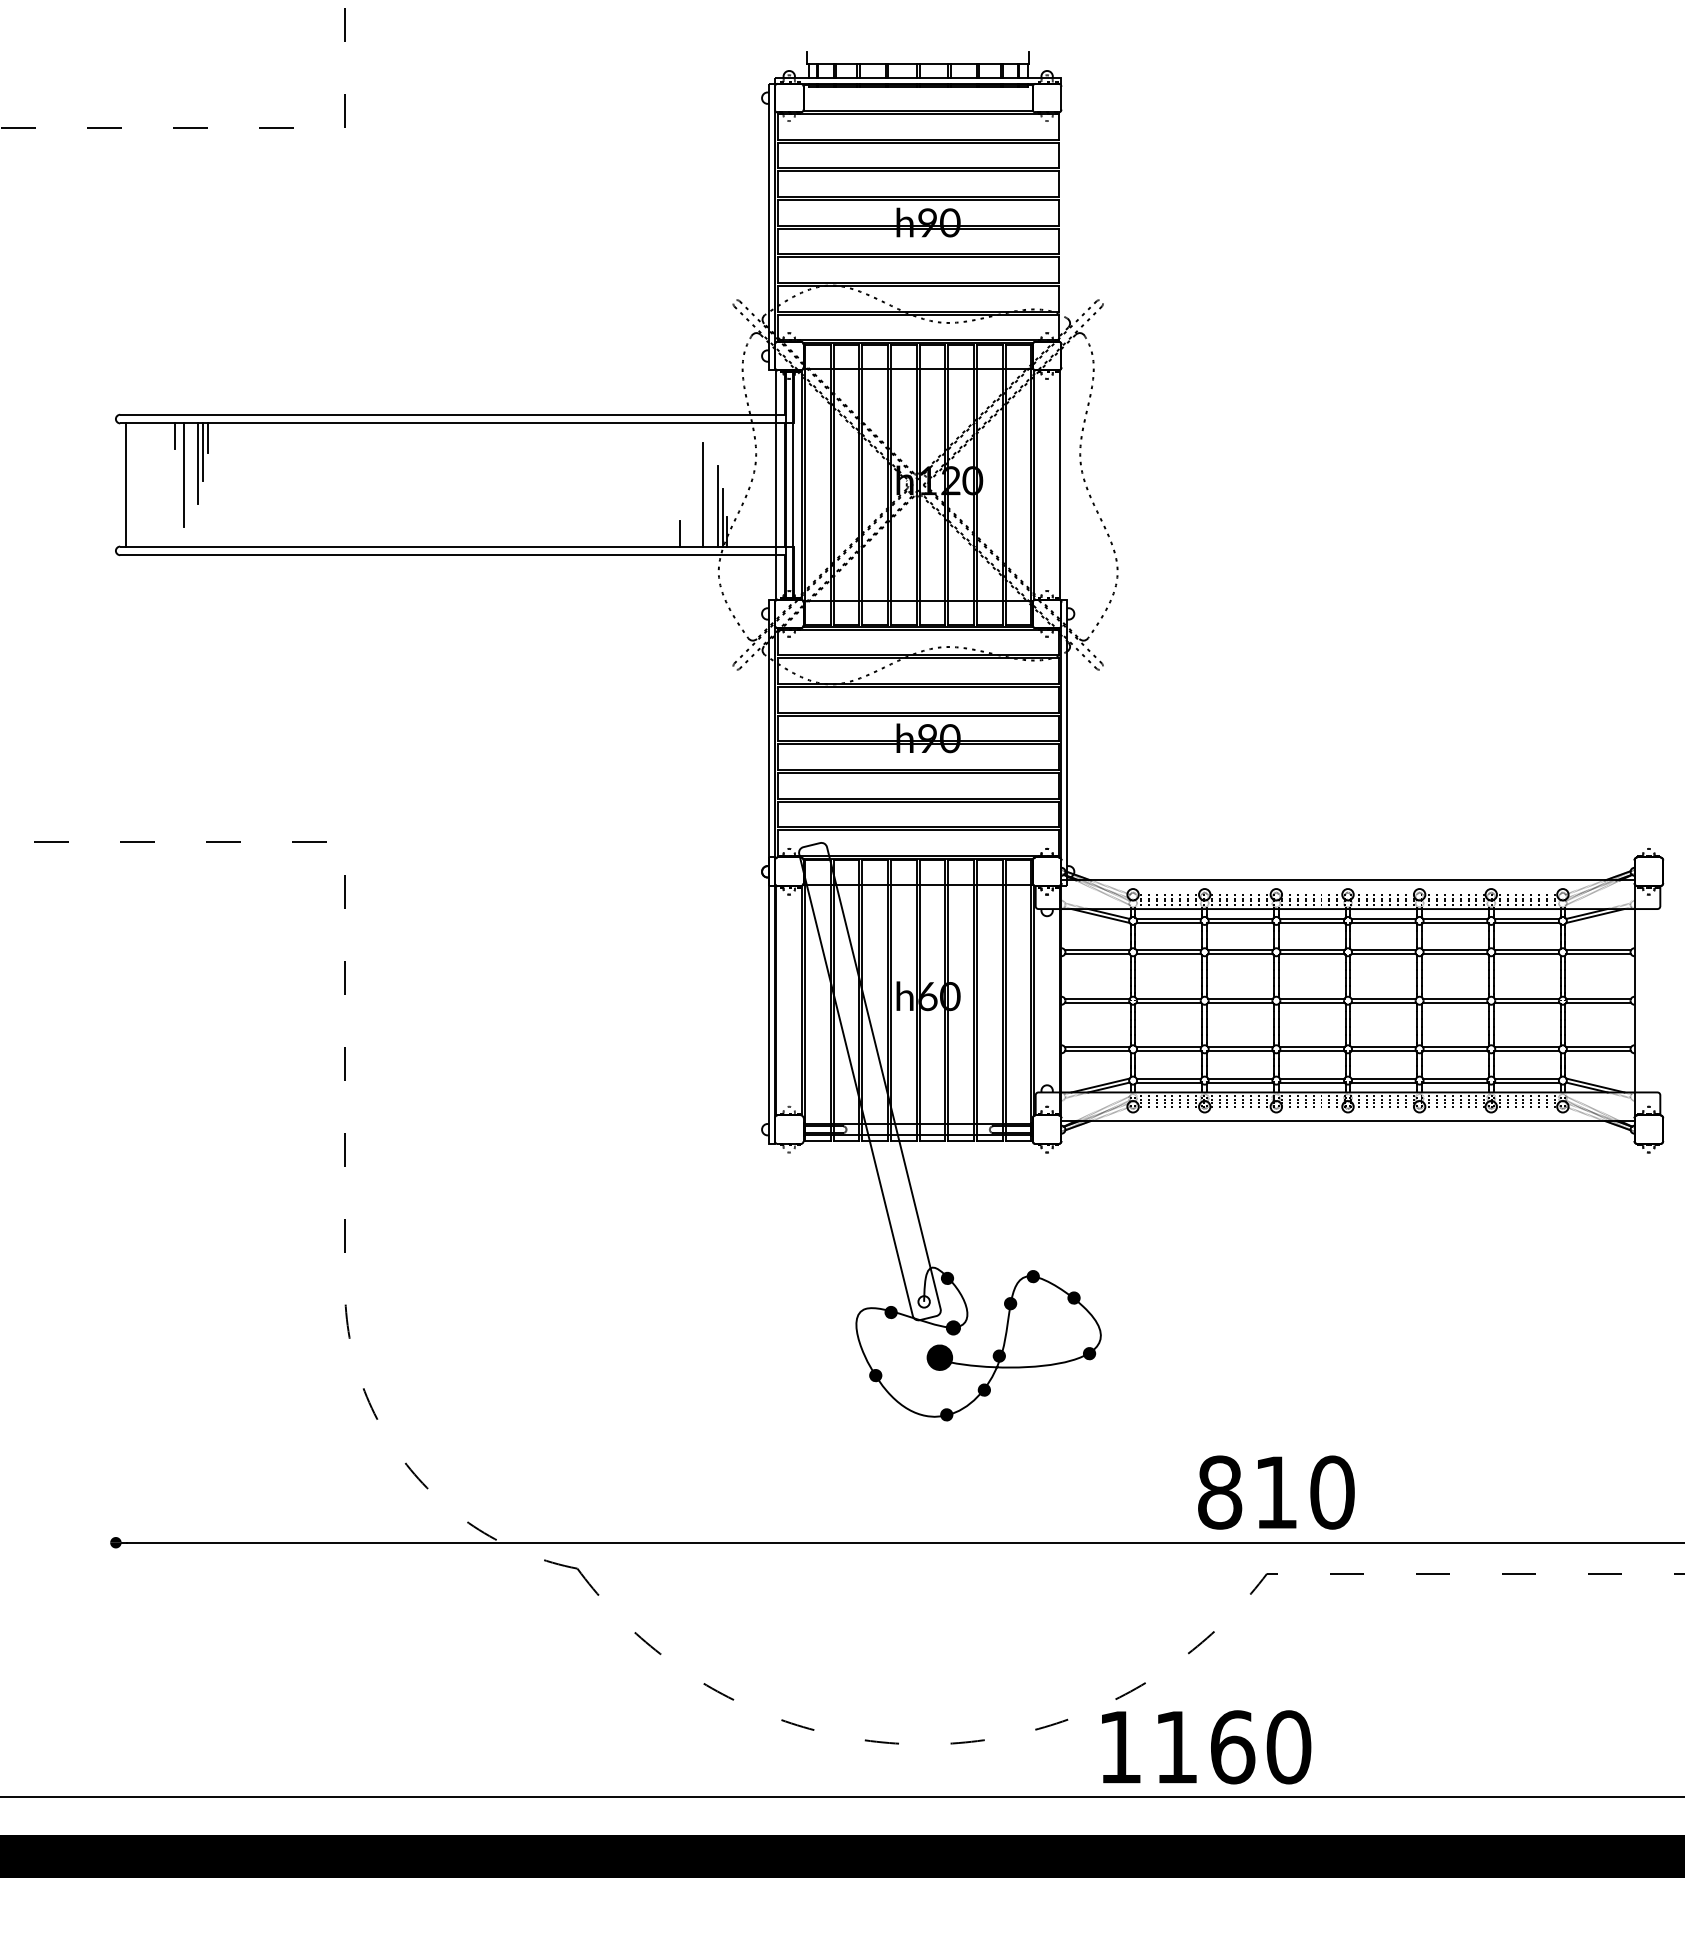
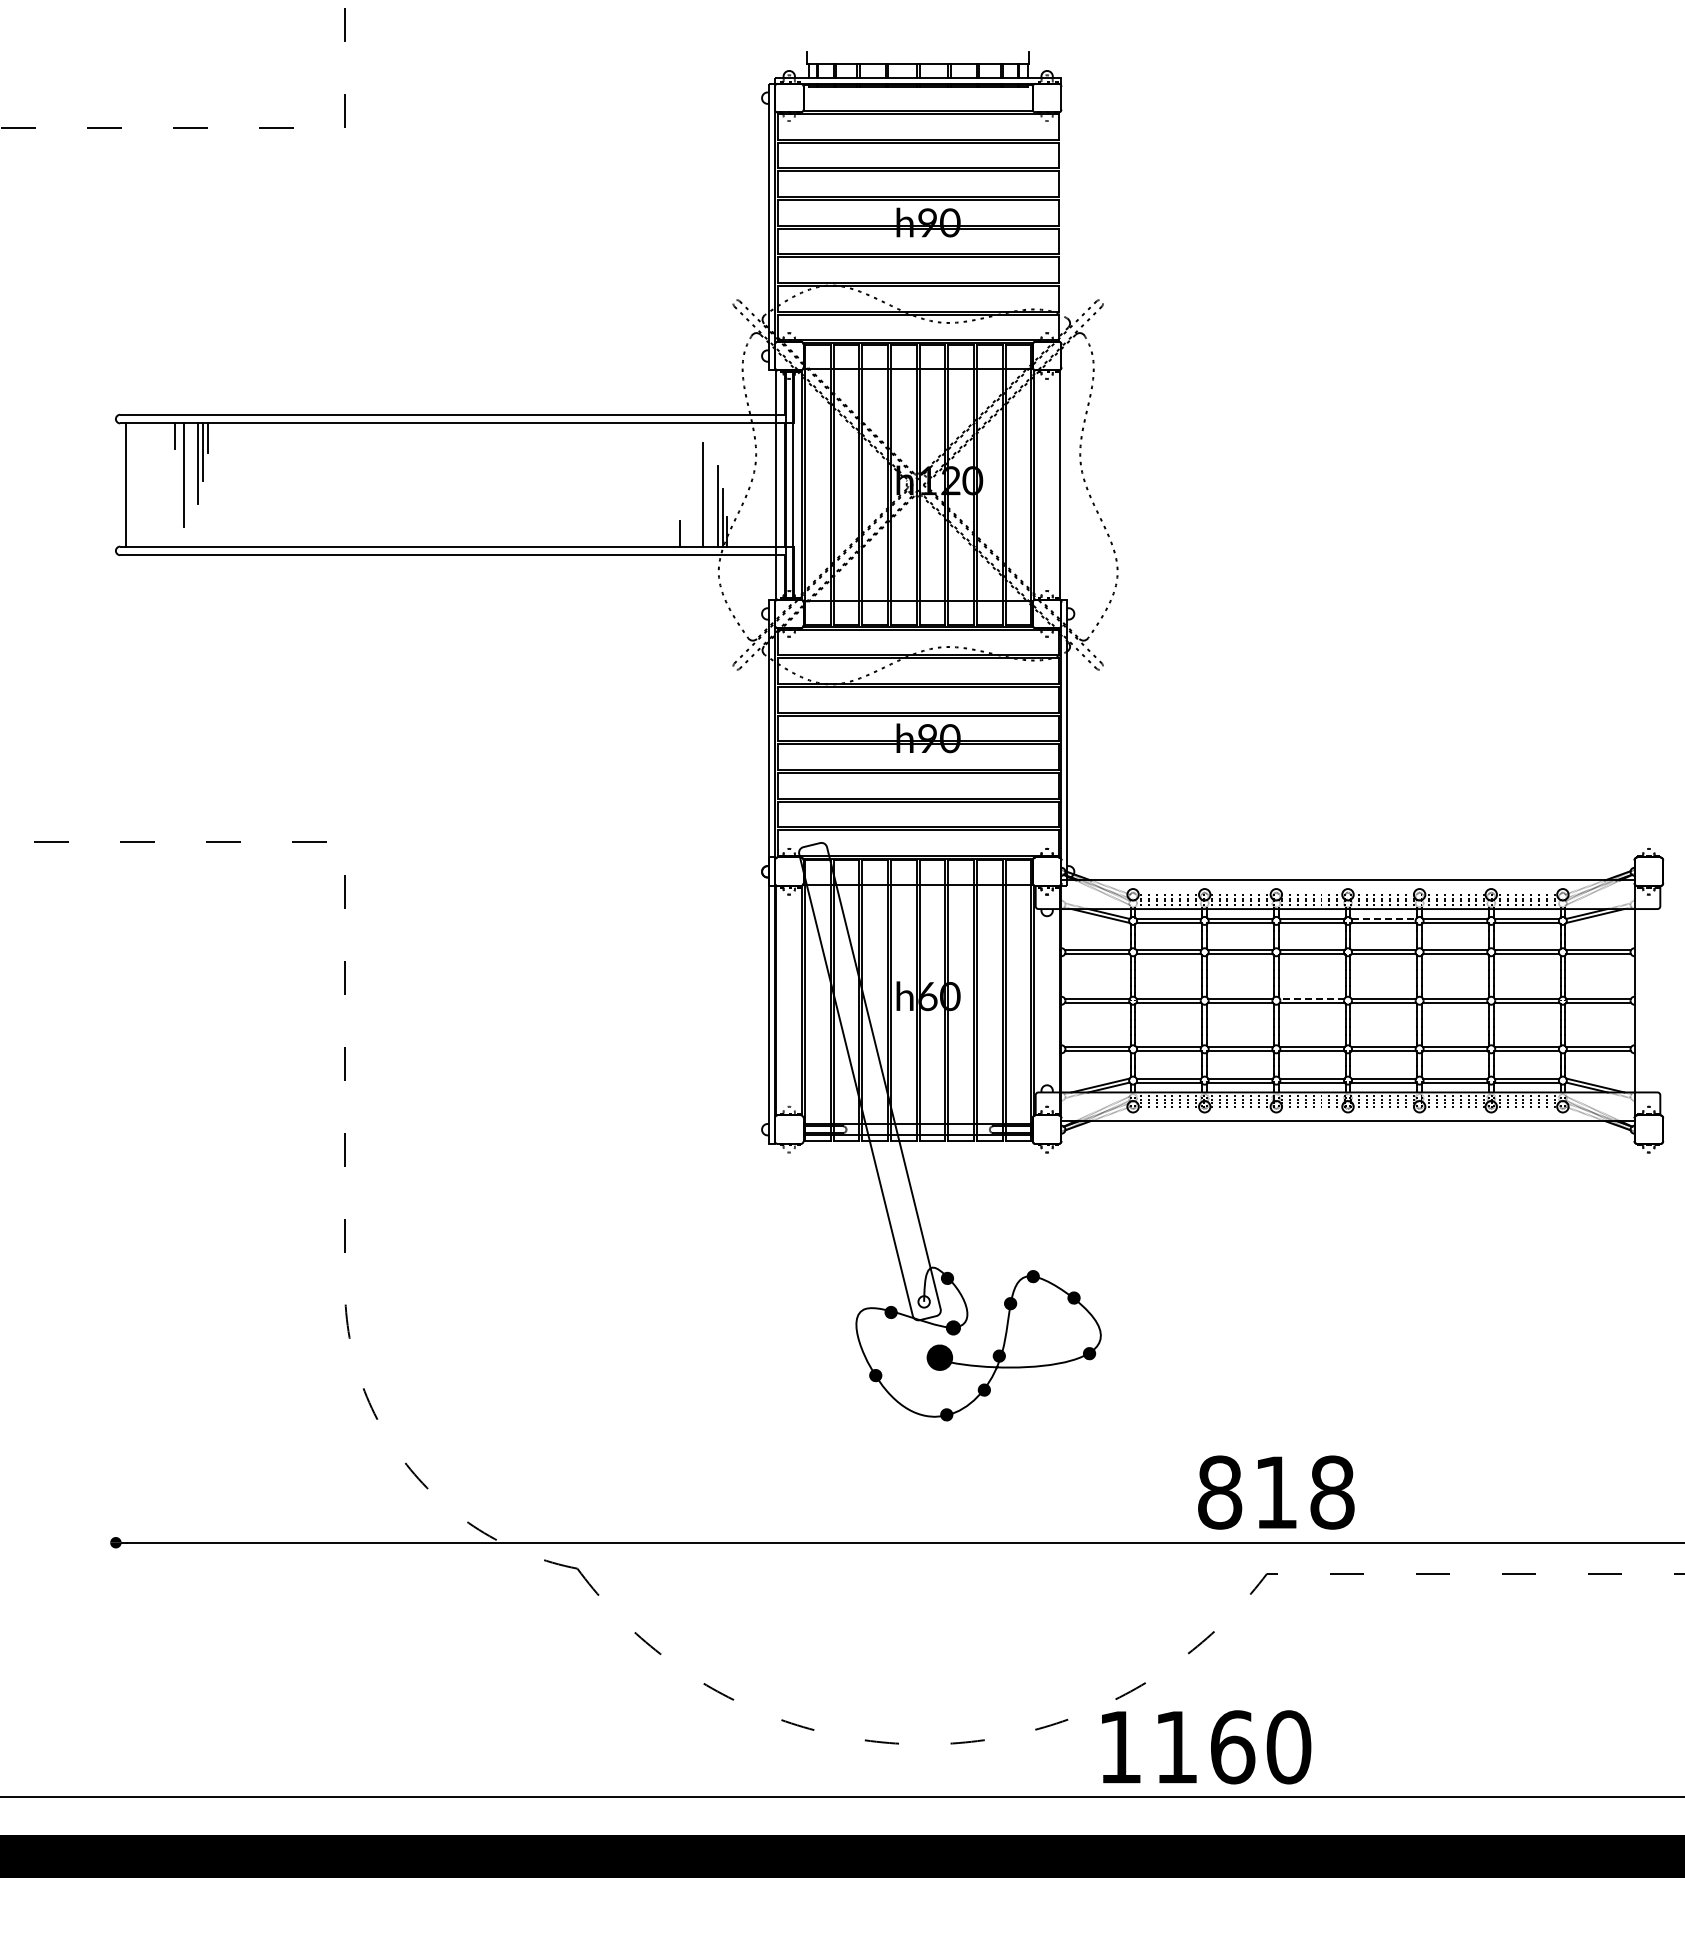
line: solid -> dashed (1384, 918)
line: solid -> dashed (1311, 998)
text: 810 -> 818 (1332, 1492)
